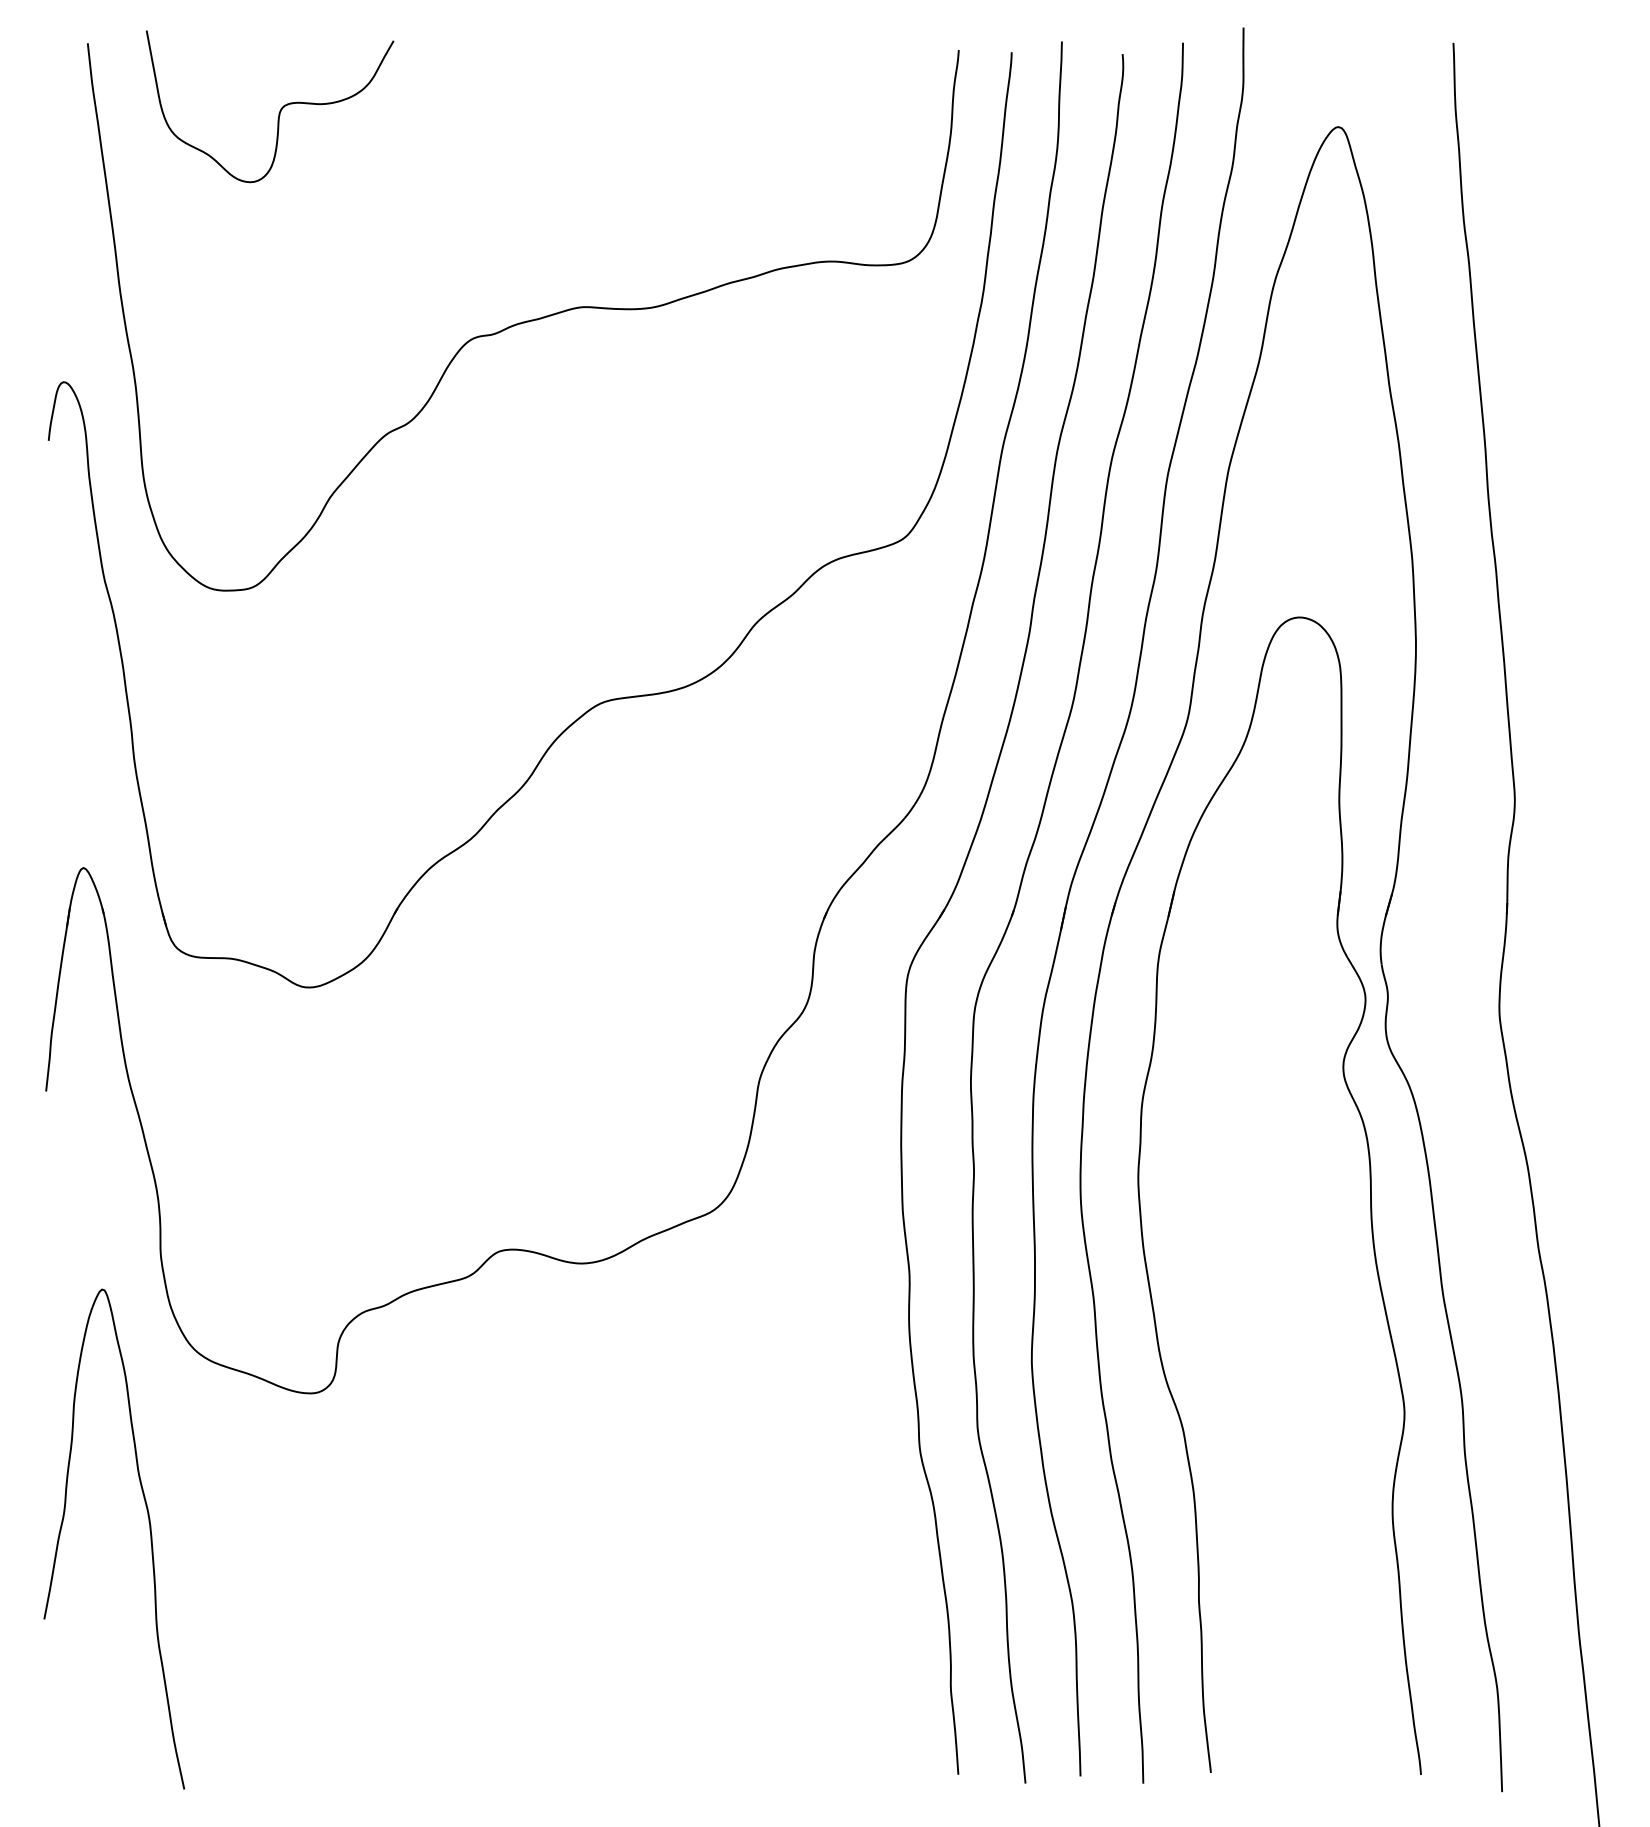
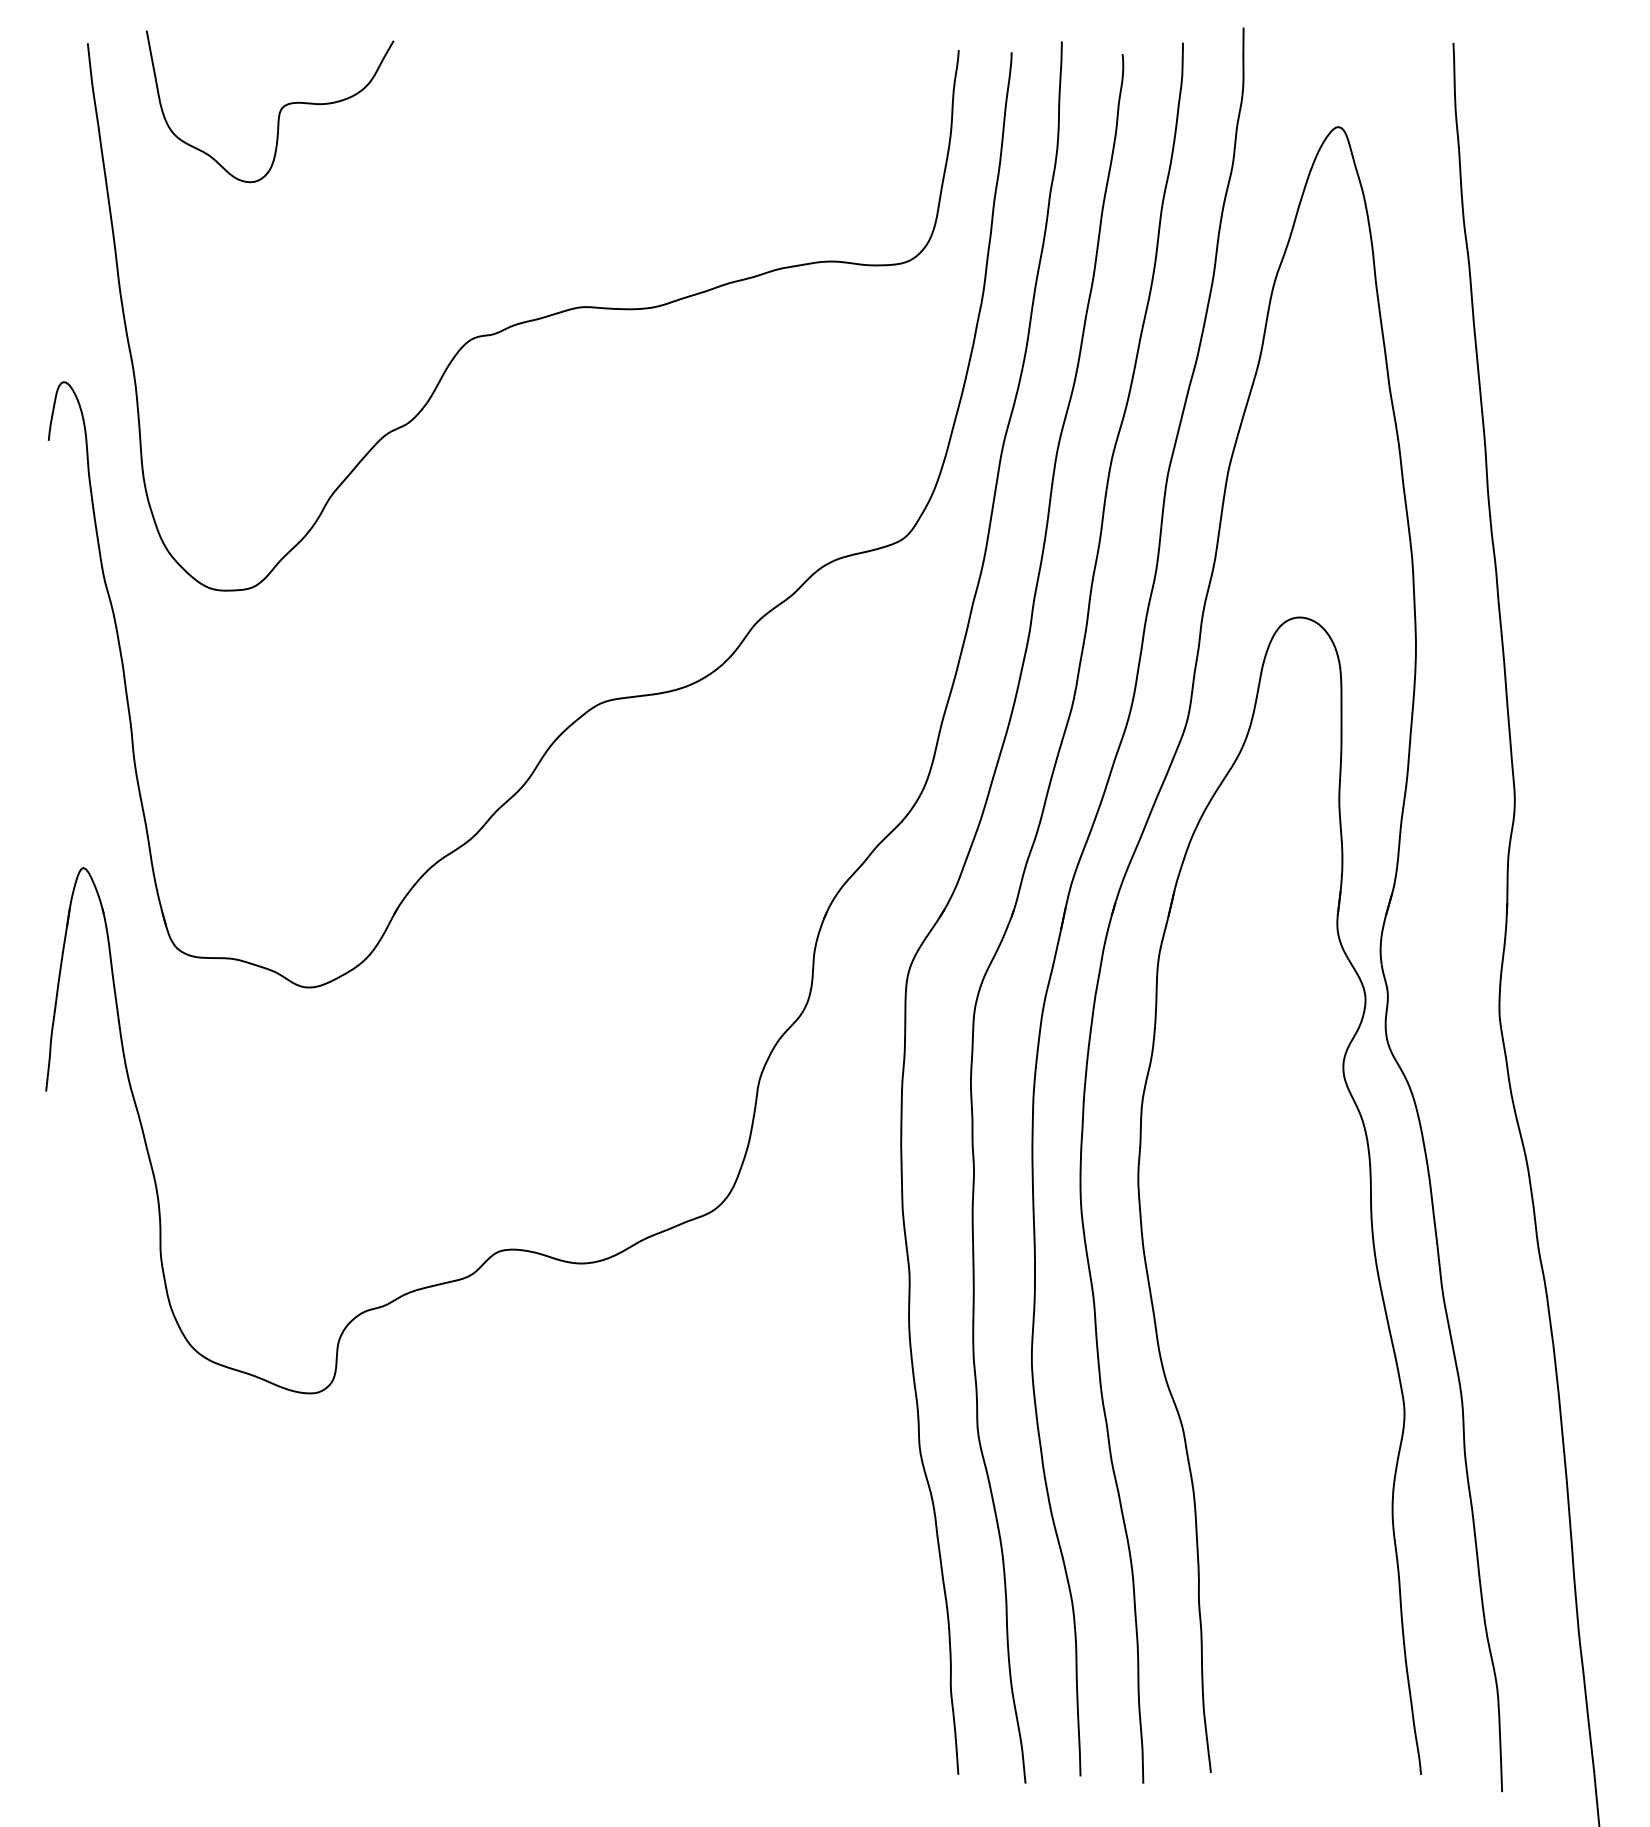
curve: present -> none (149, 1530)
